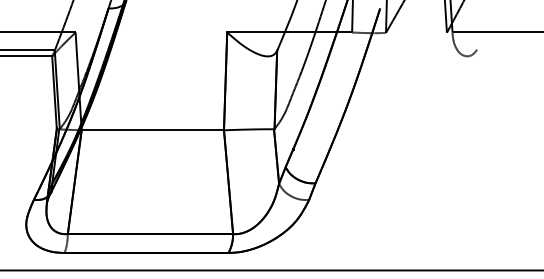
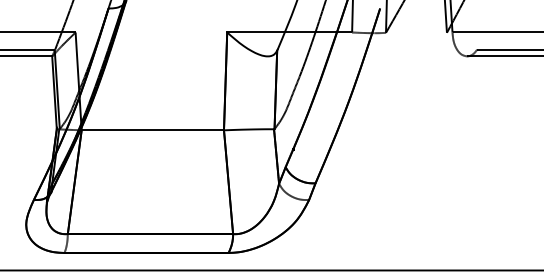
line: none -> present (508, 49)
line: none -> present (503, 56)
